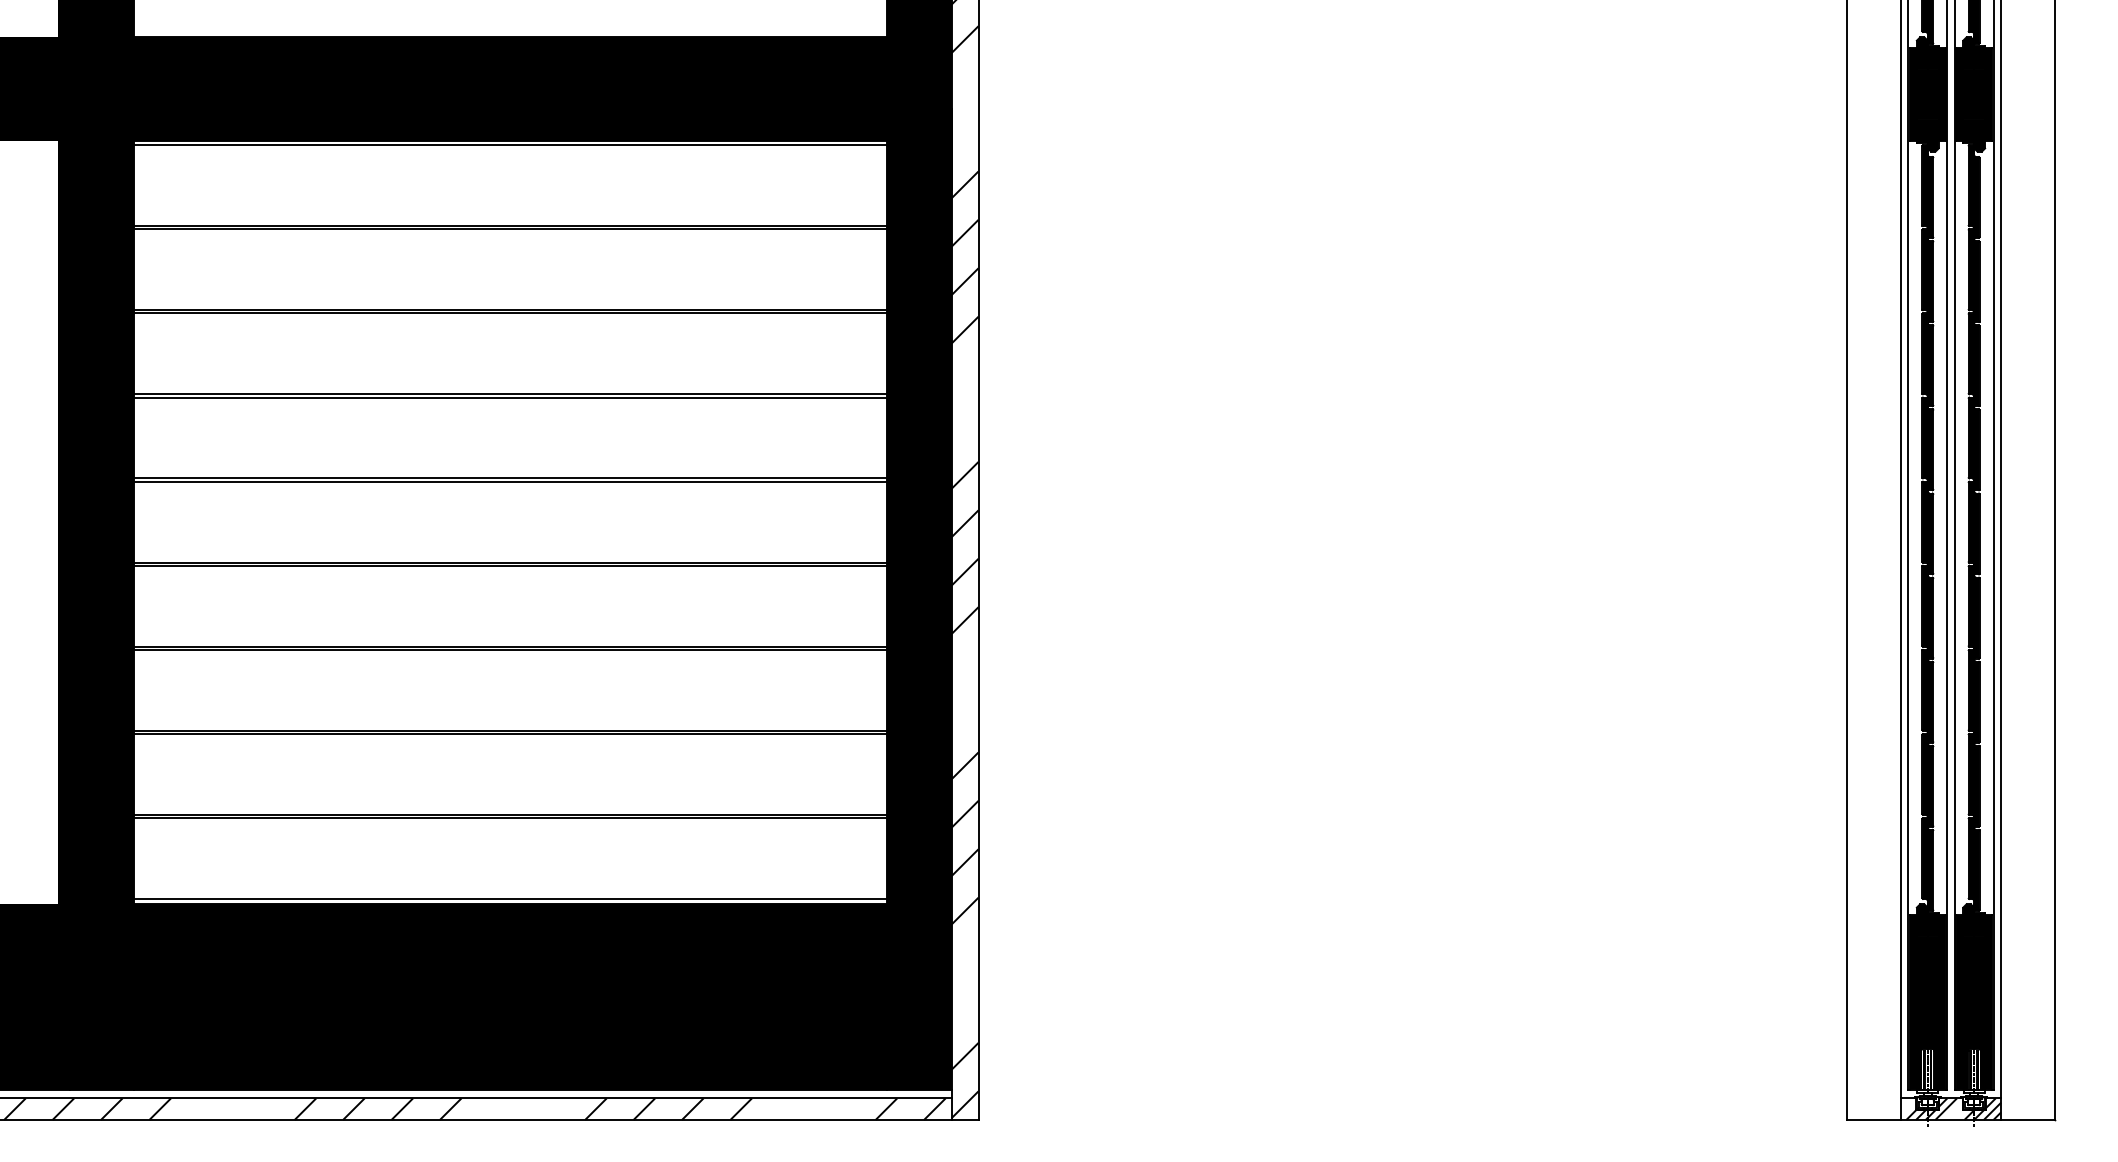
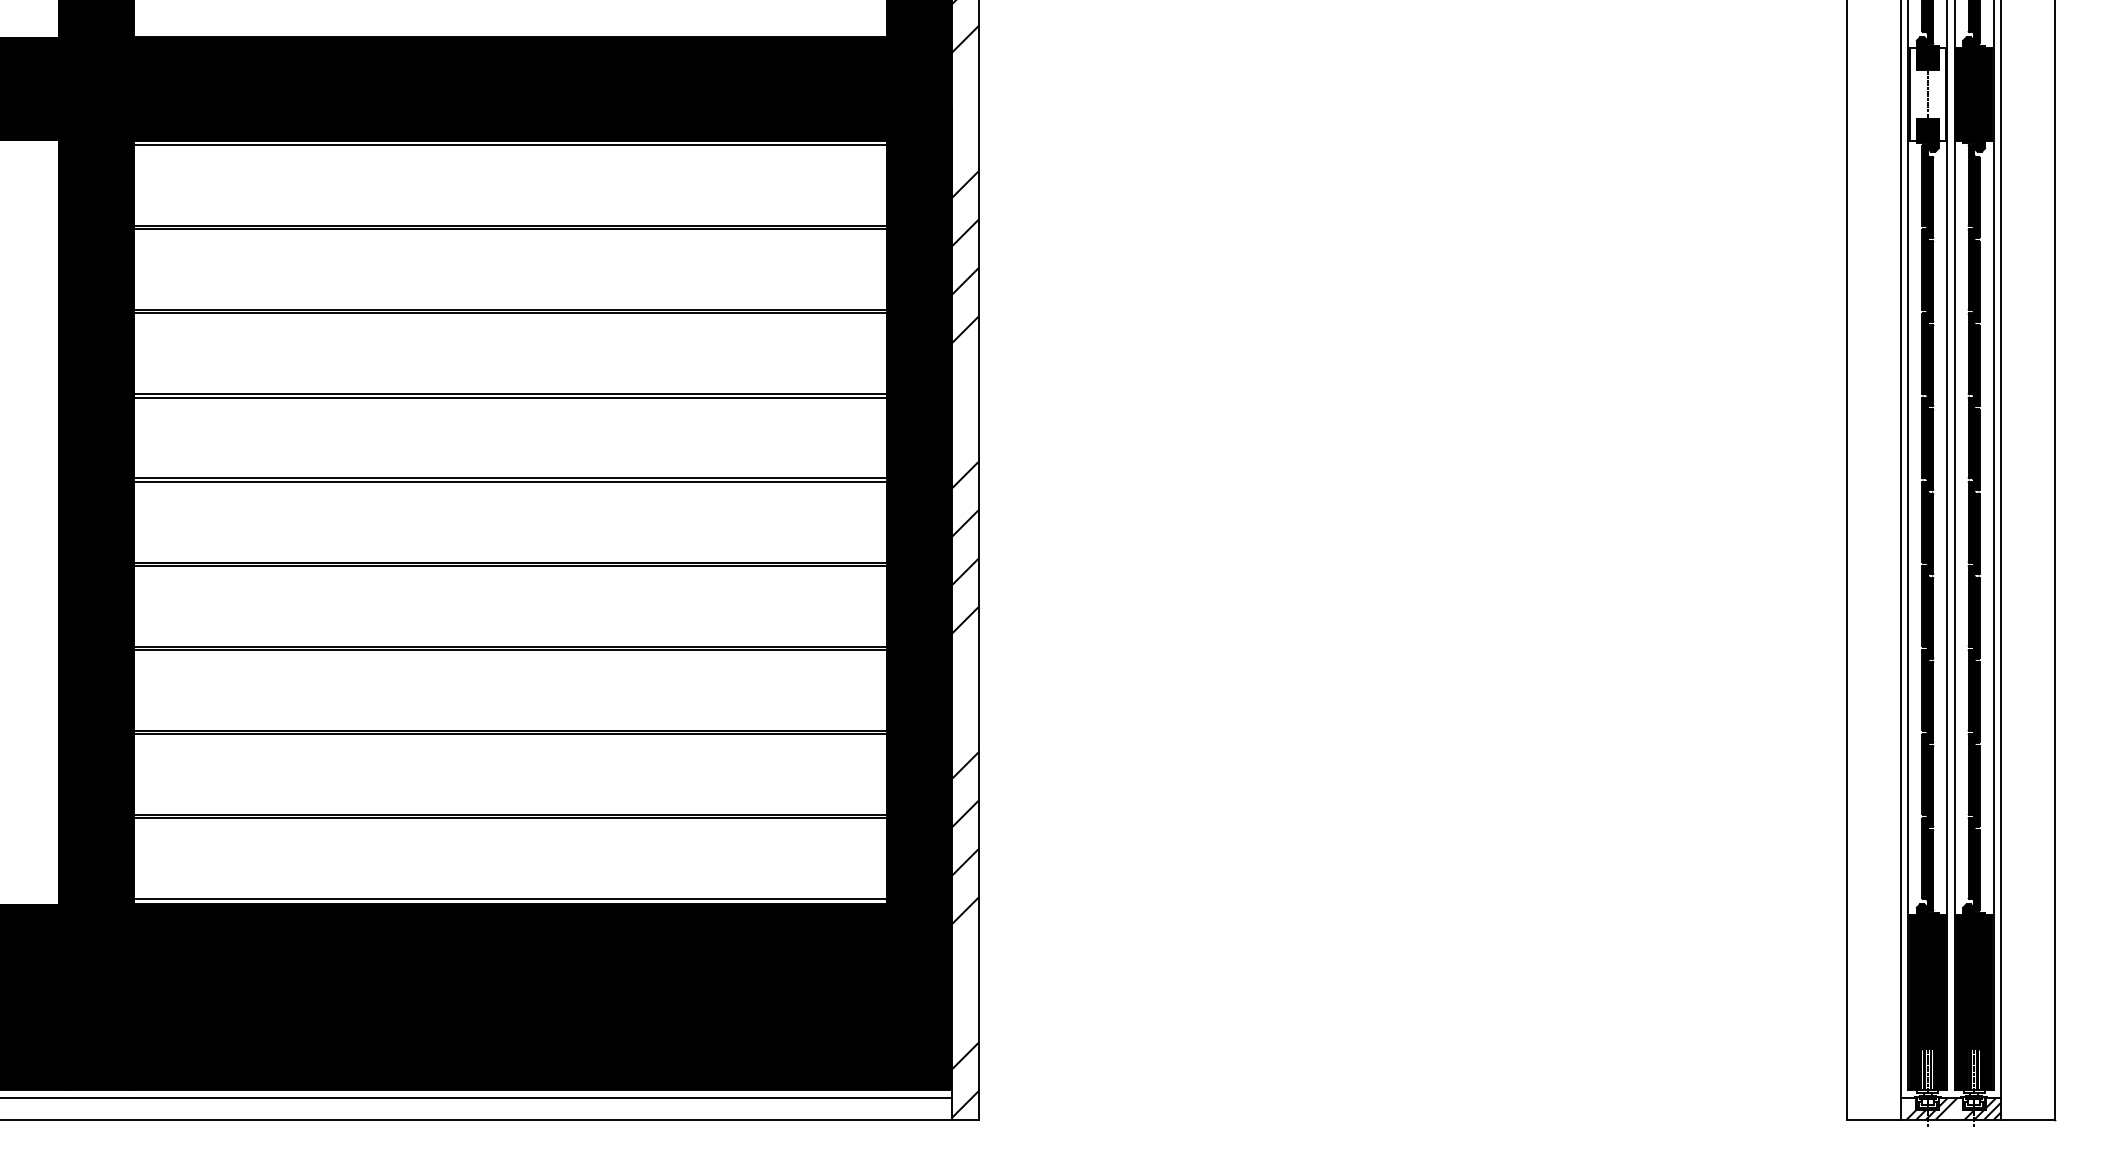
fill: present -> none (1927, 94)
hatch: present -> none (474, 1109)
